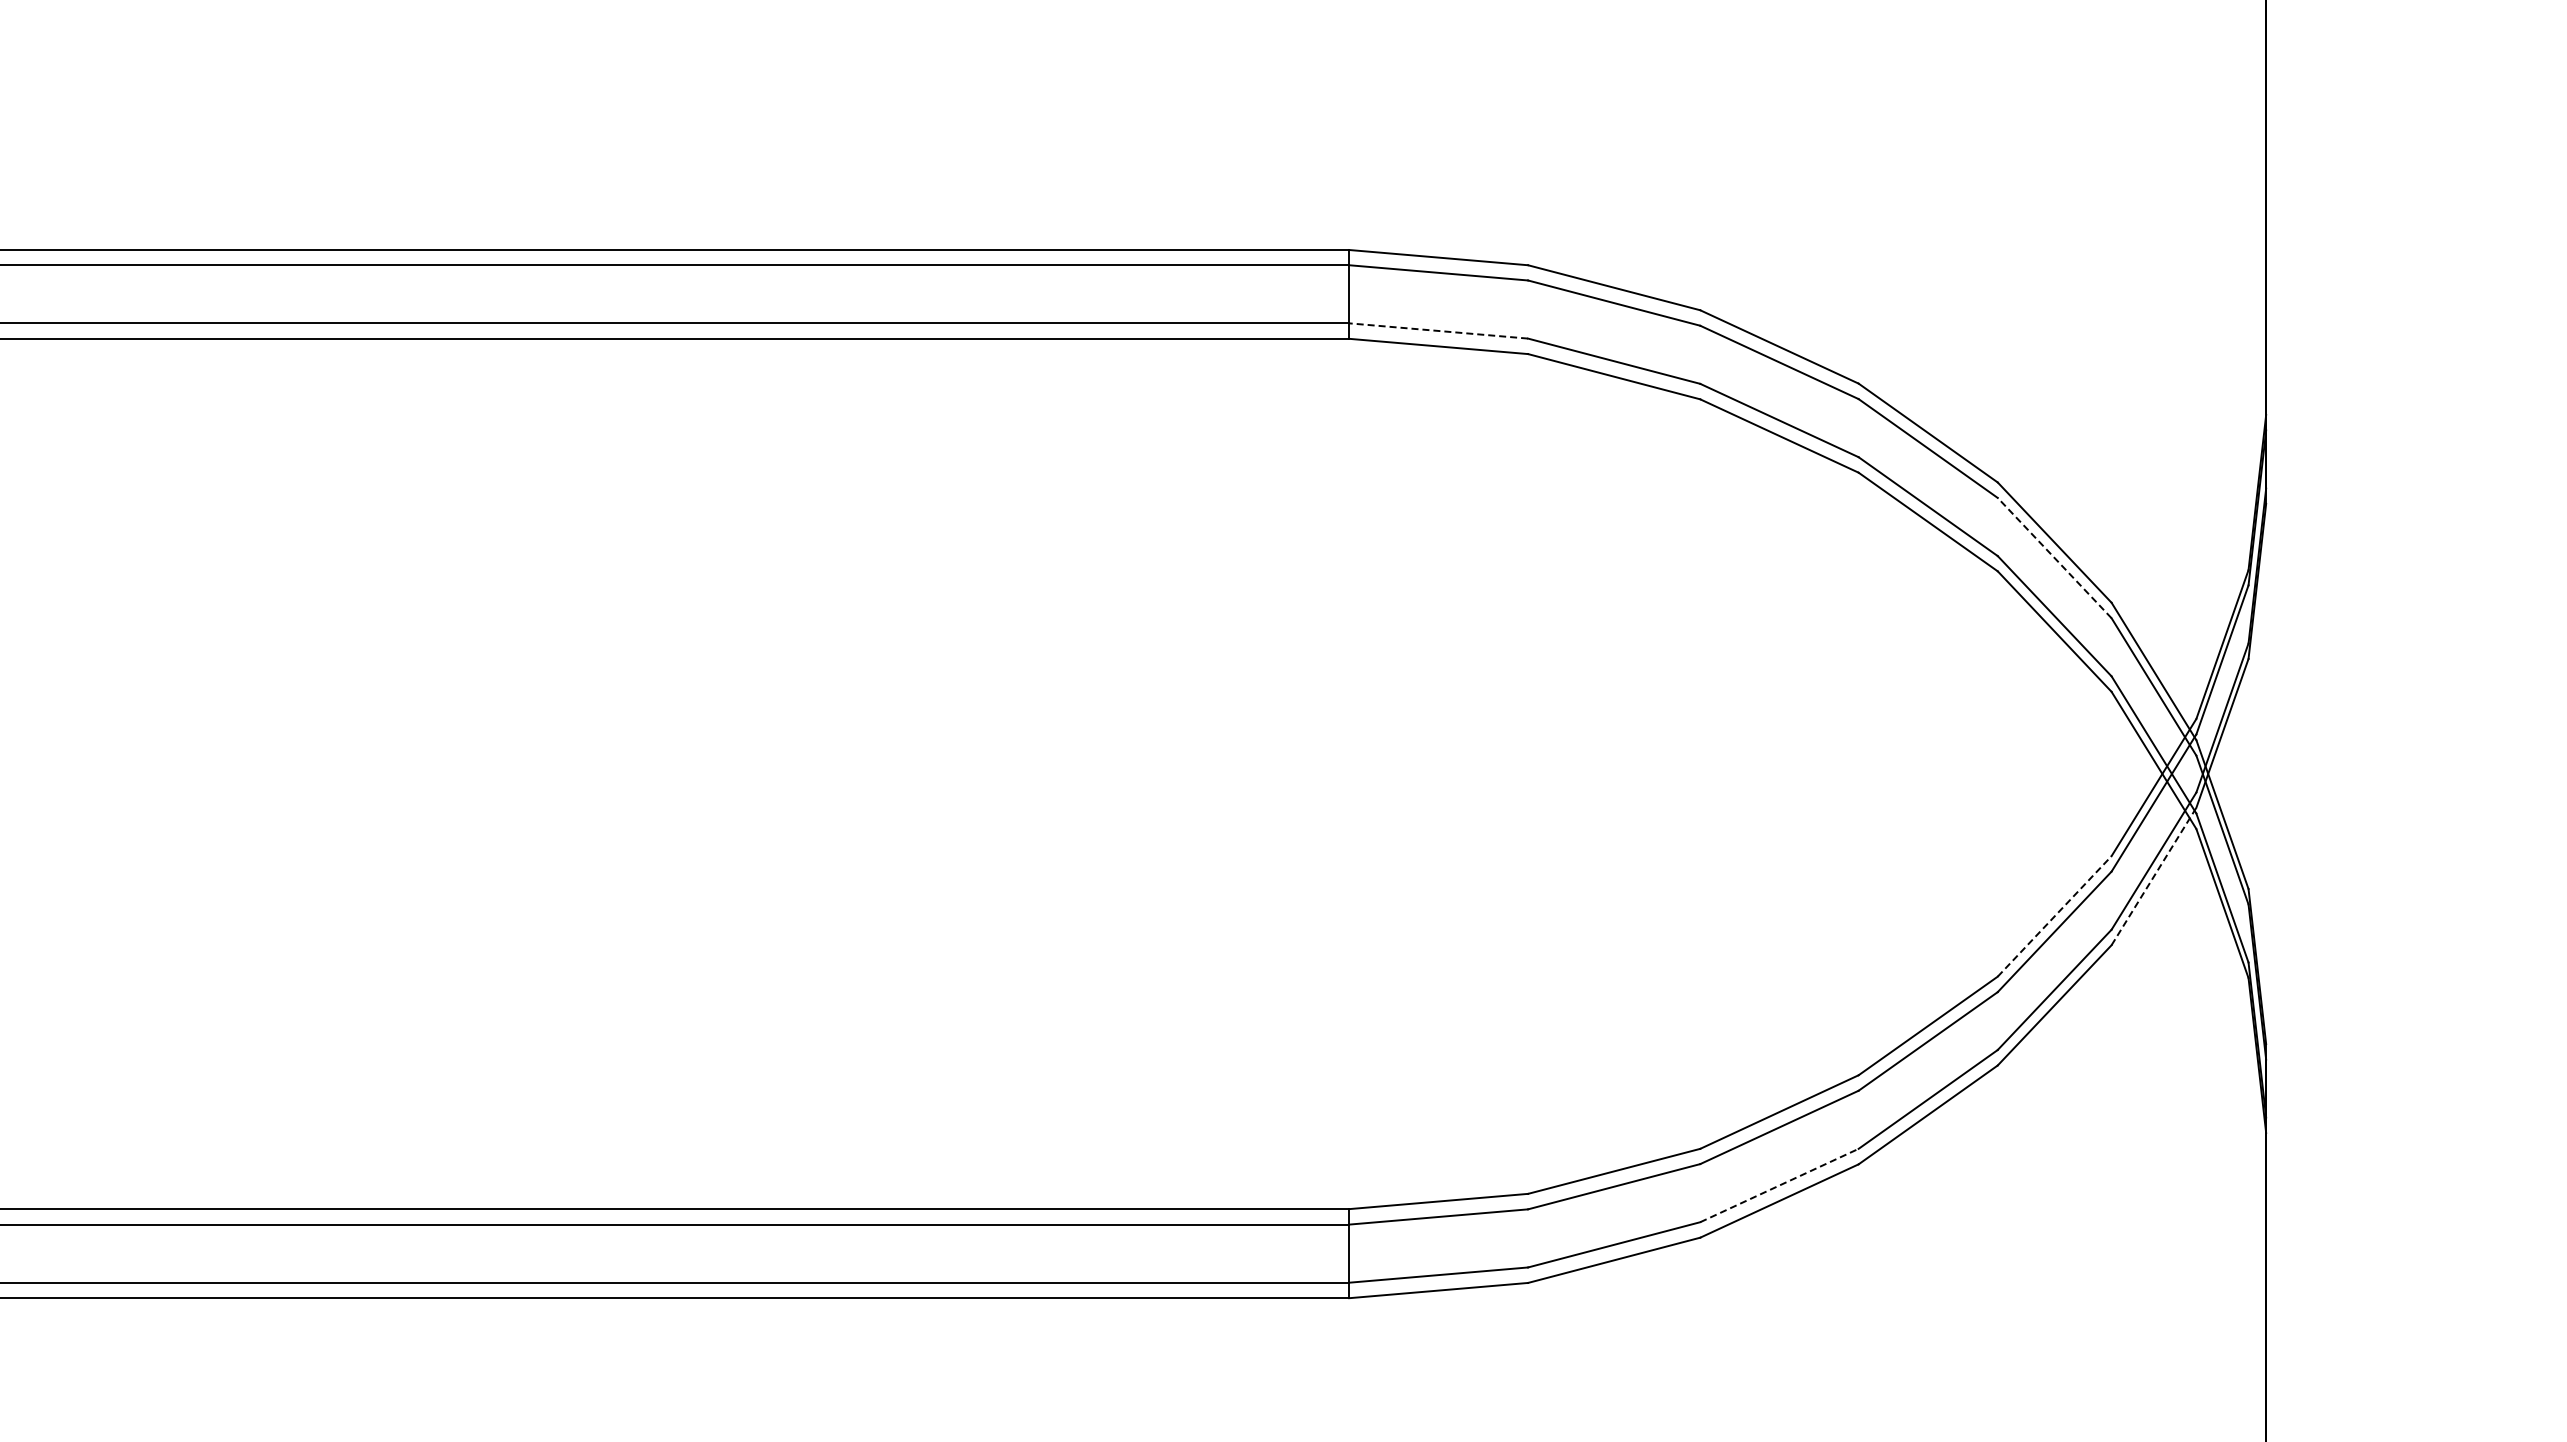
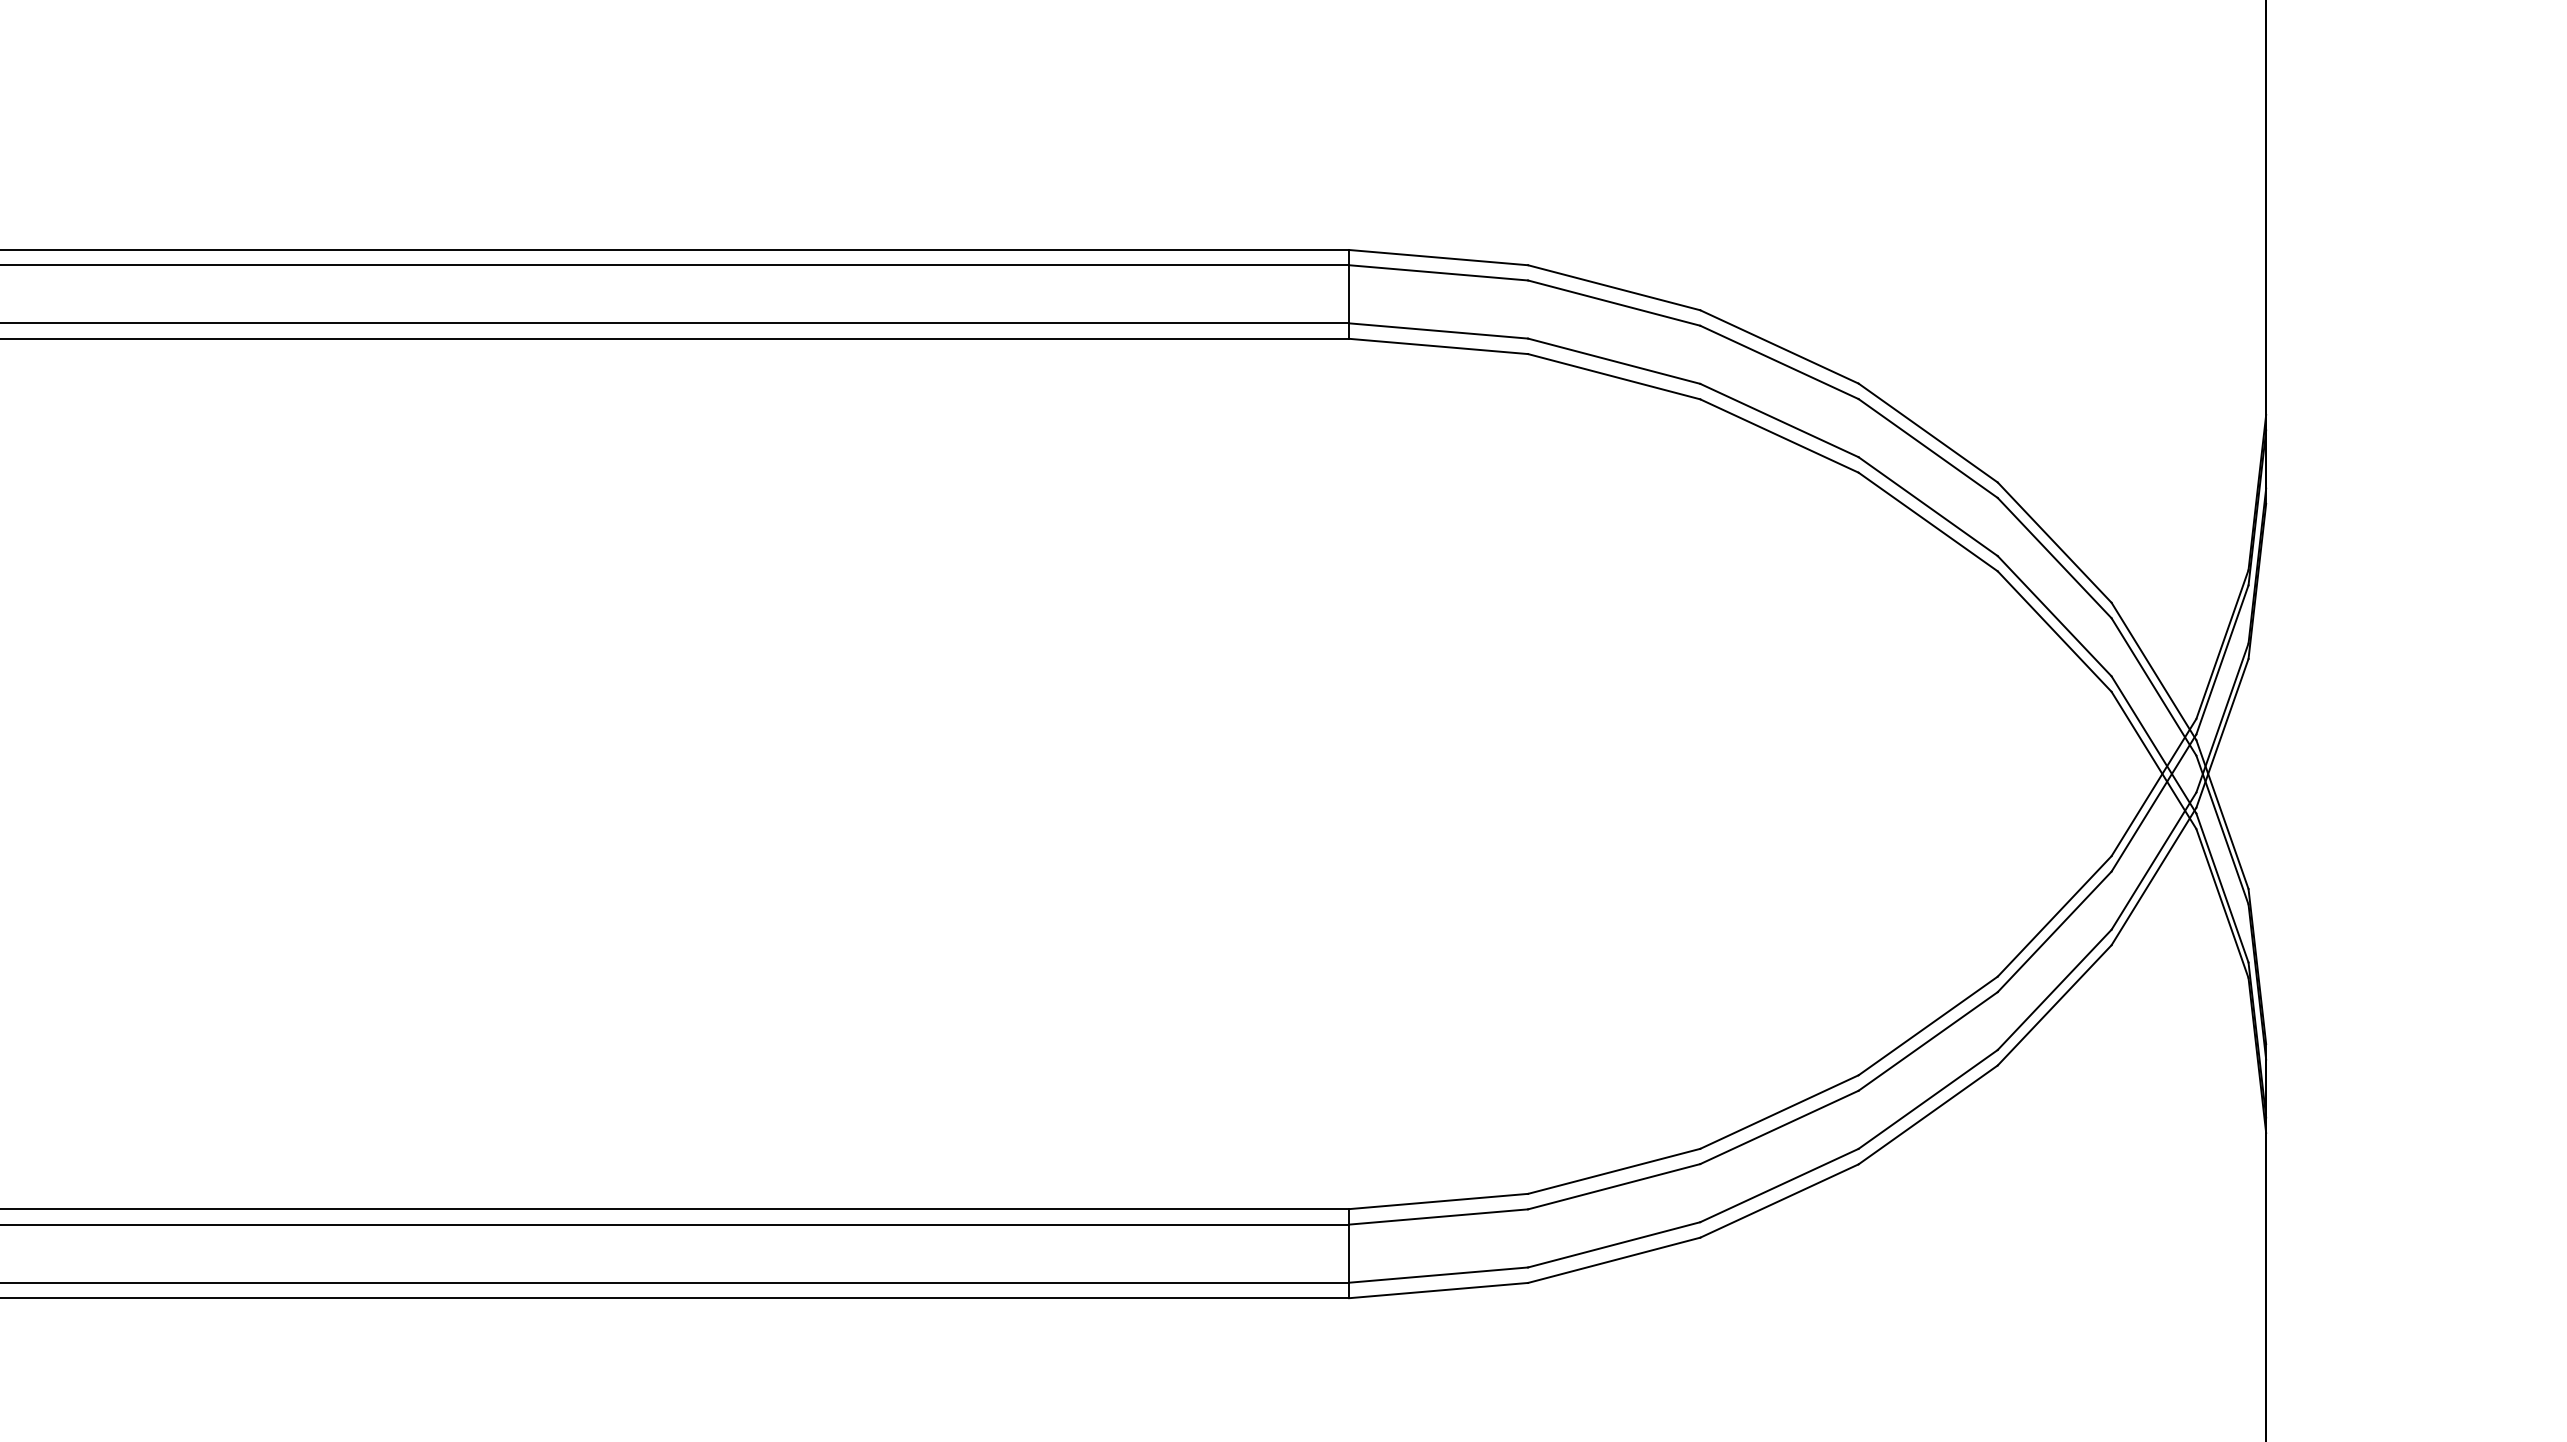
line: dashed -> solid (1438, 330)
line: dashed -> solid (2054, 558)
line: dashed -> solid (2153, 876)
line: dashed -> solid (2054, 916)
line: dashed -> solid (1779, 1185)
